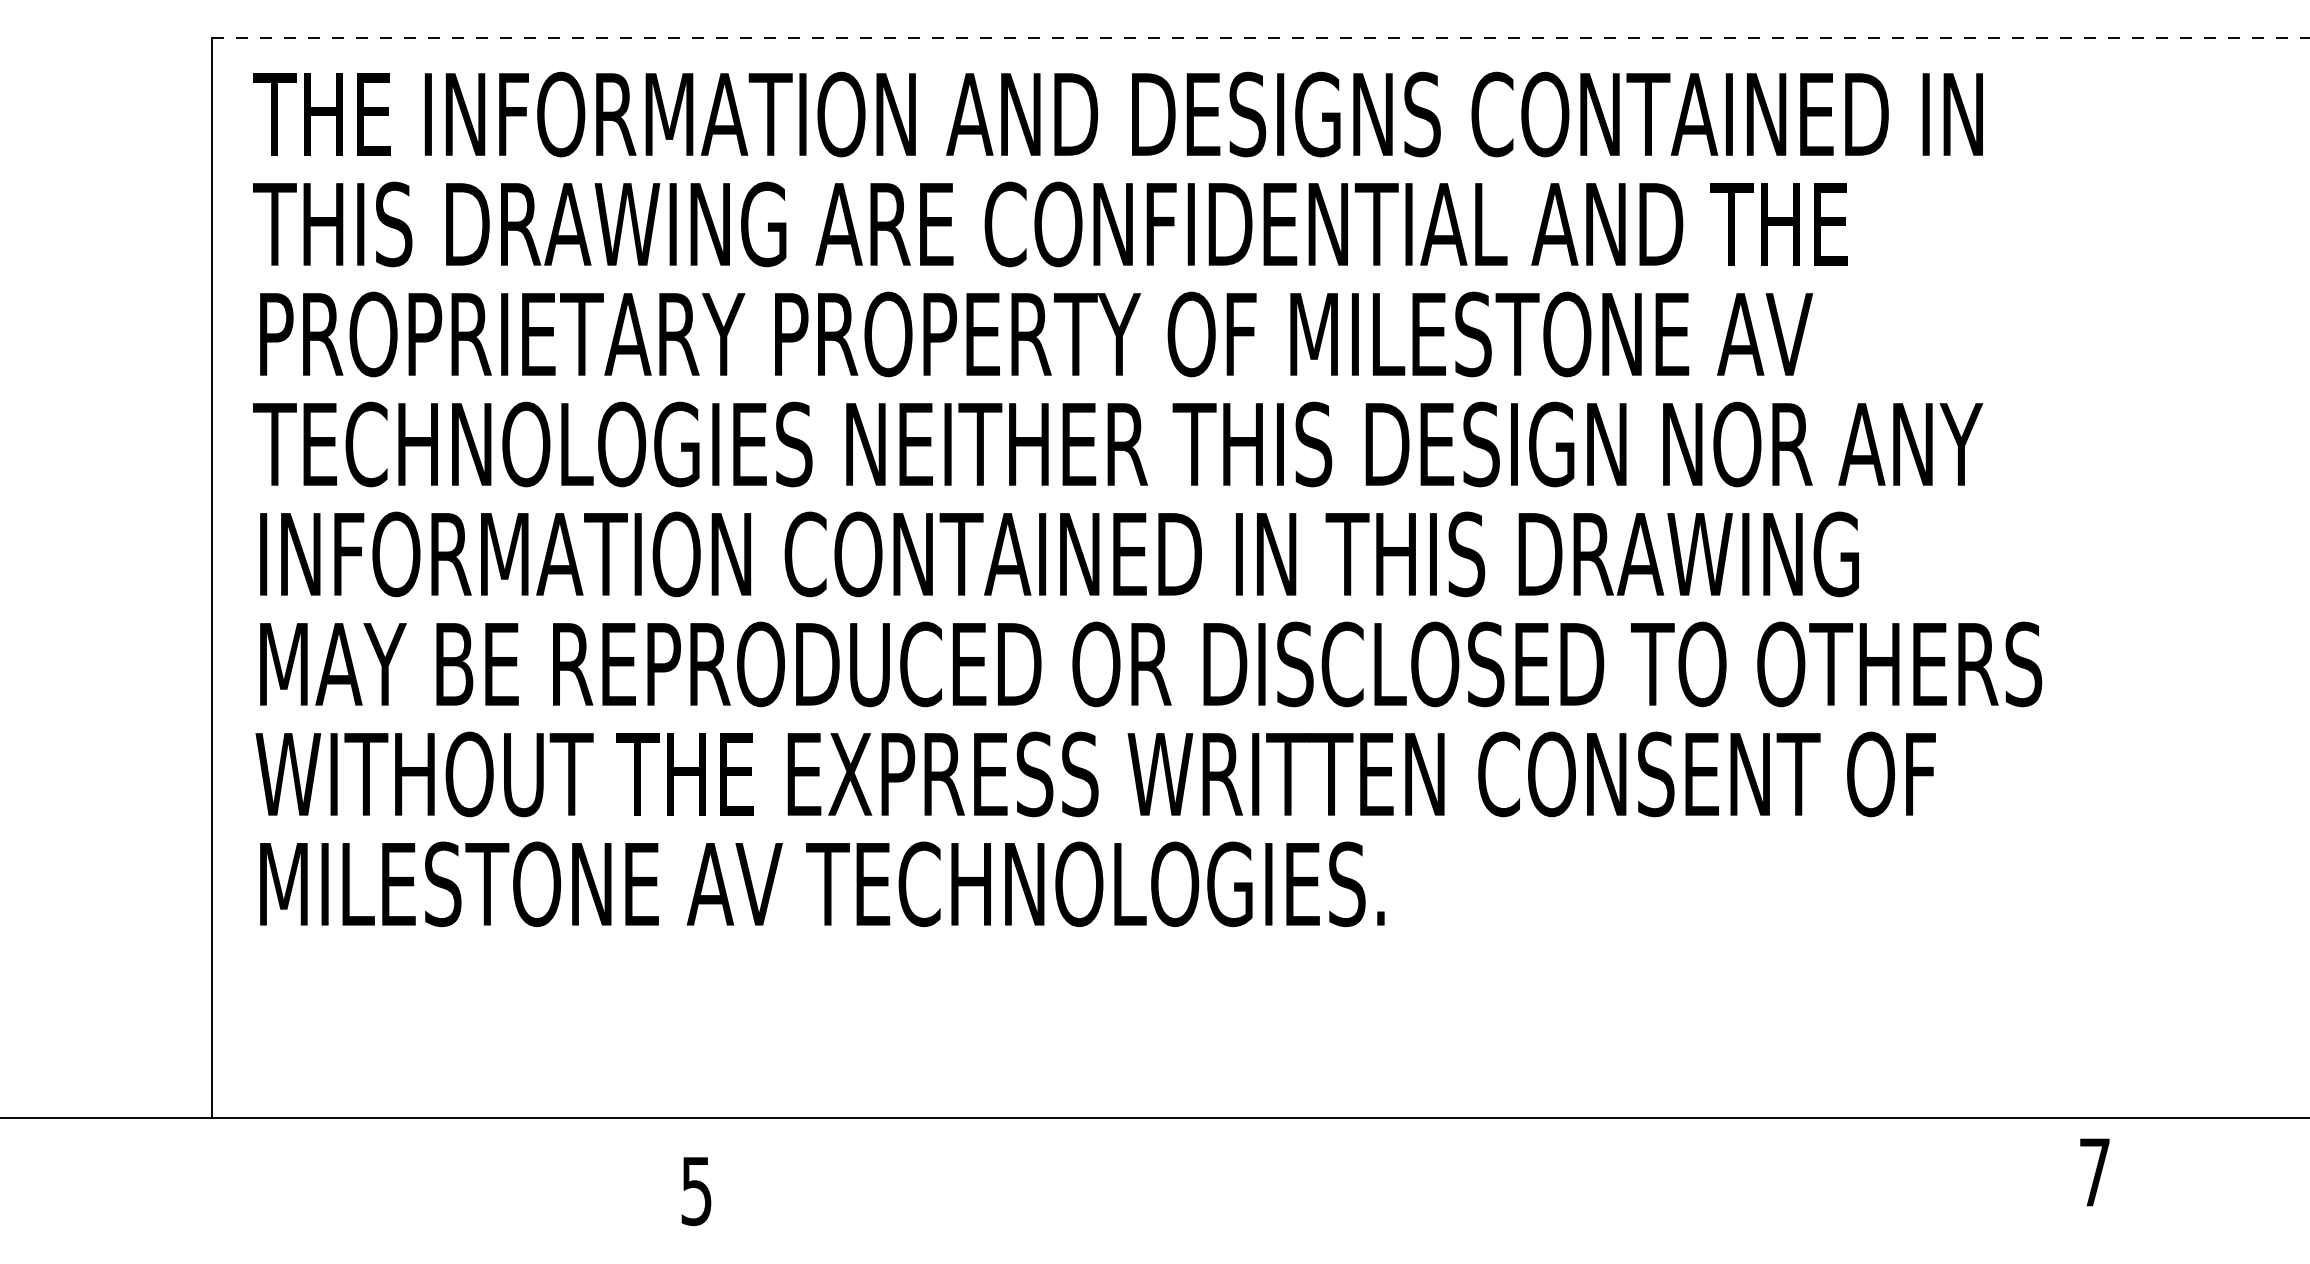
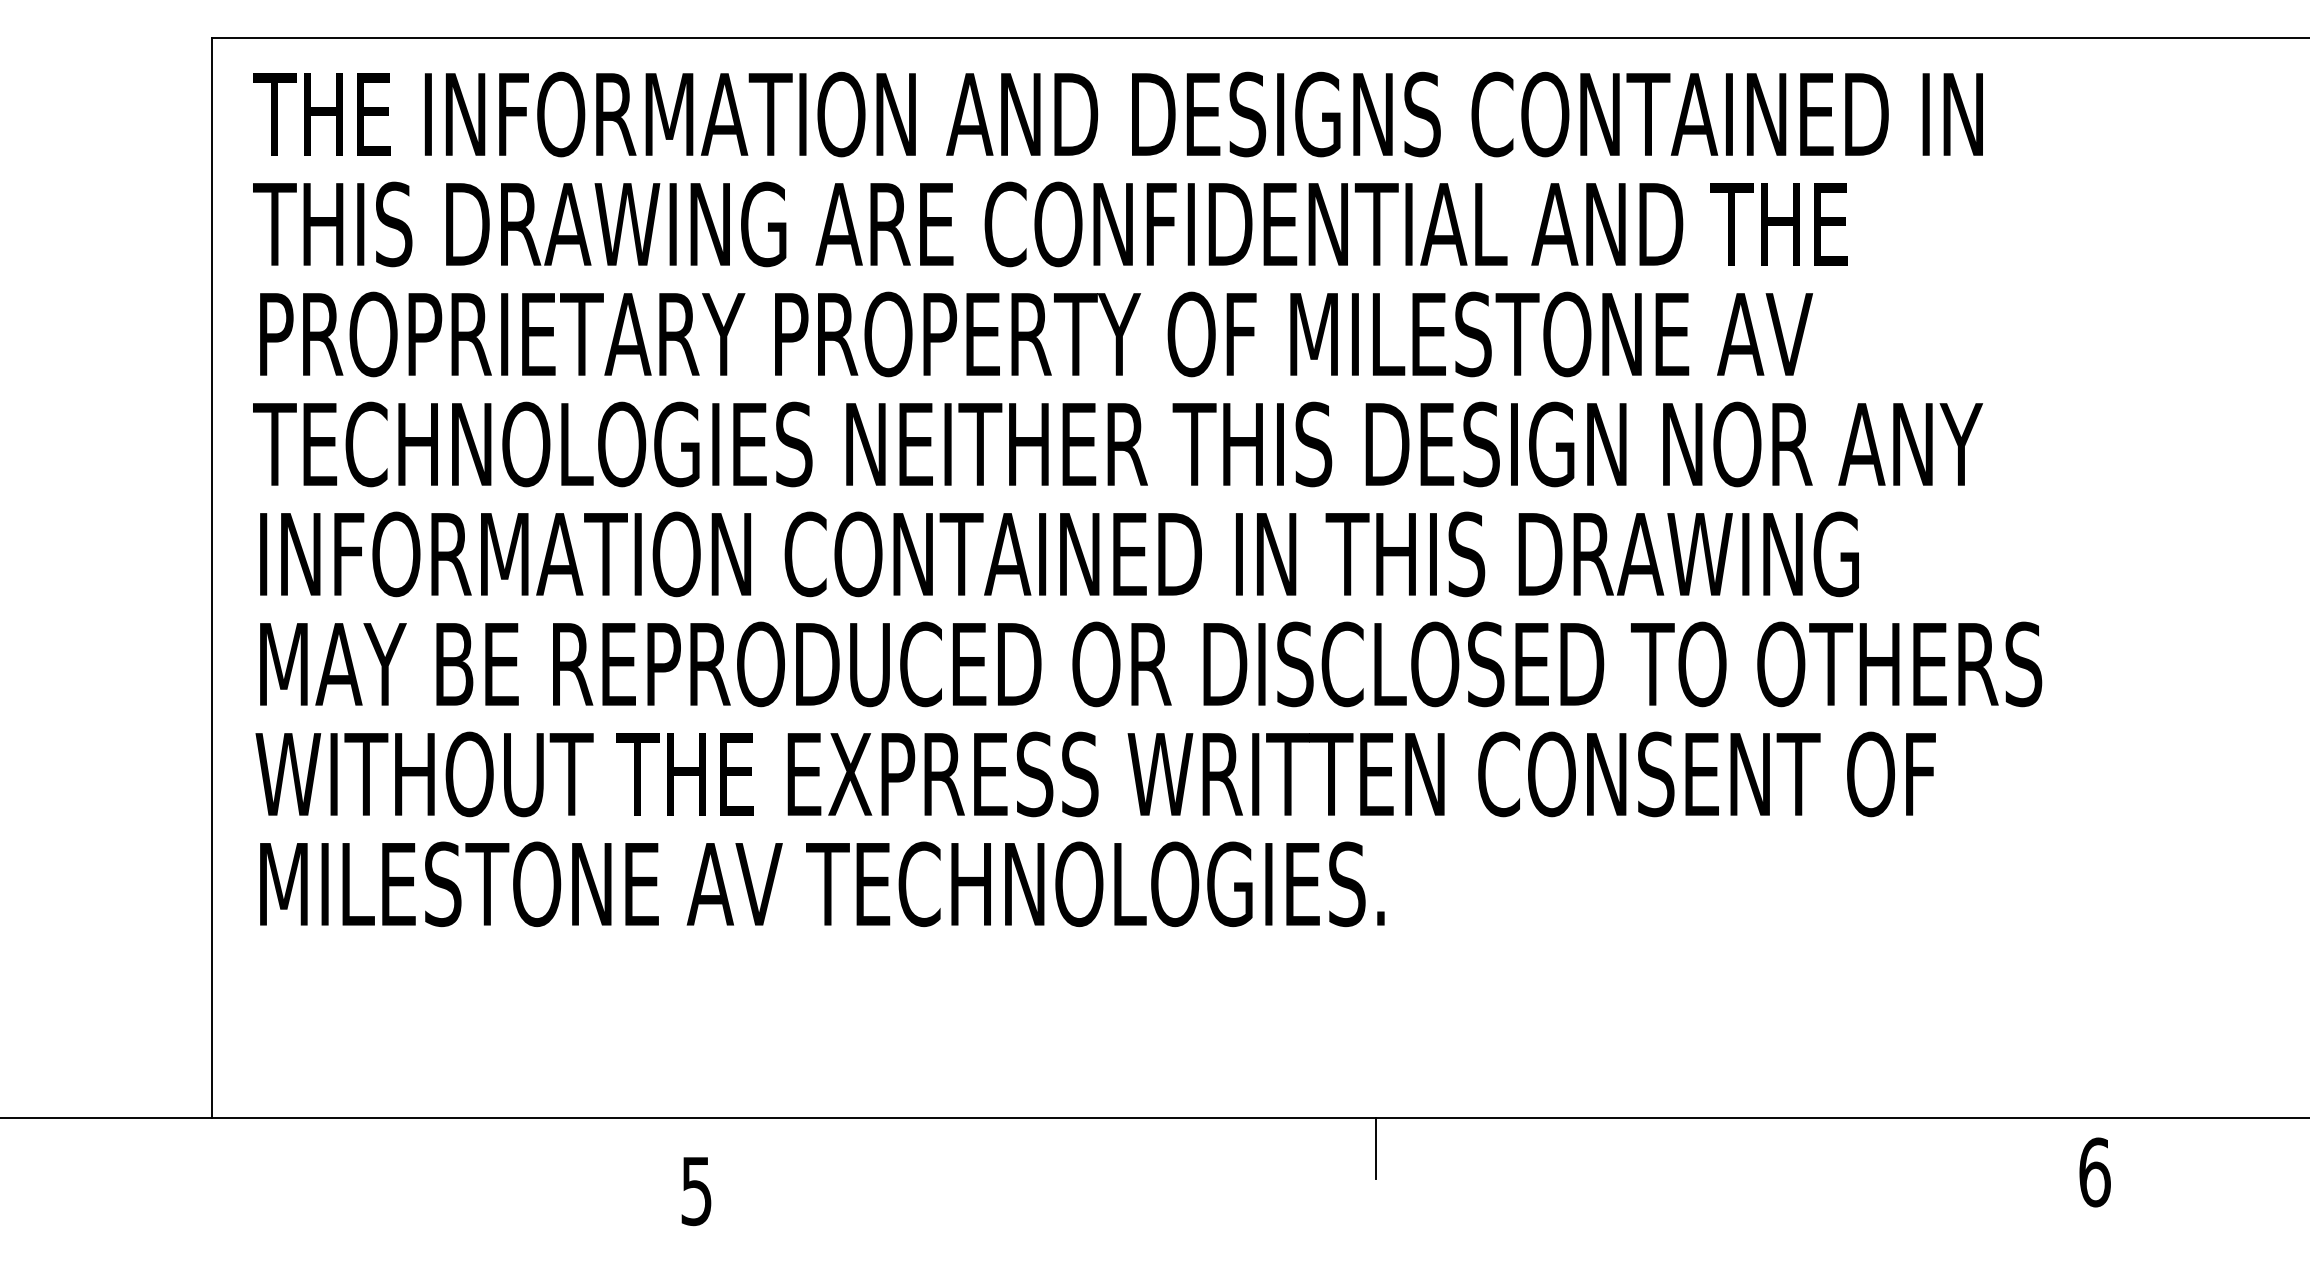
line: dashed -> solid (1260, 37)
line: none -> present (1376, 1147)
text: 7 -> 6 (2094, 1172)
